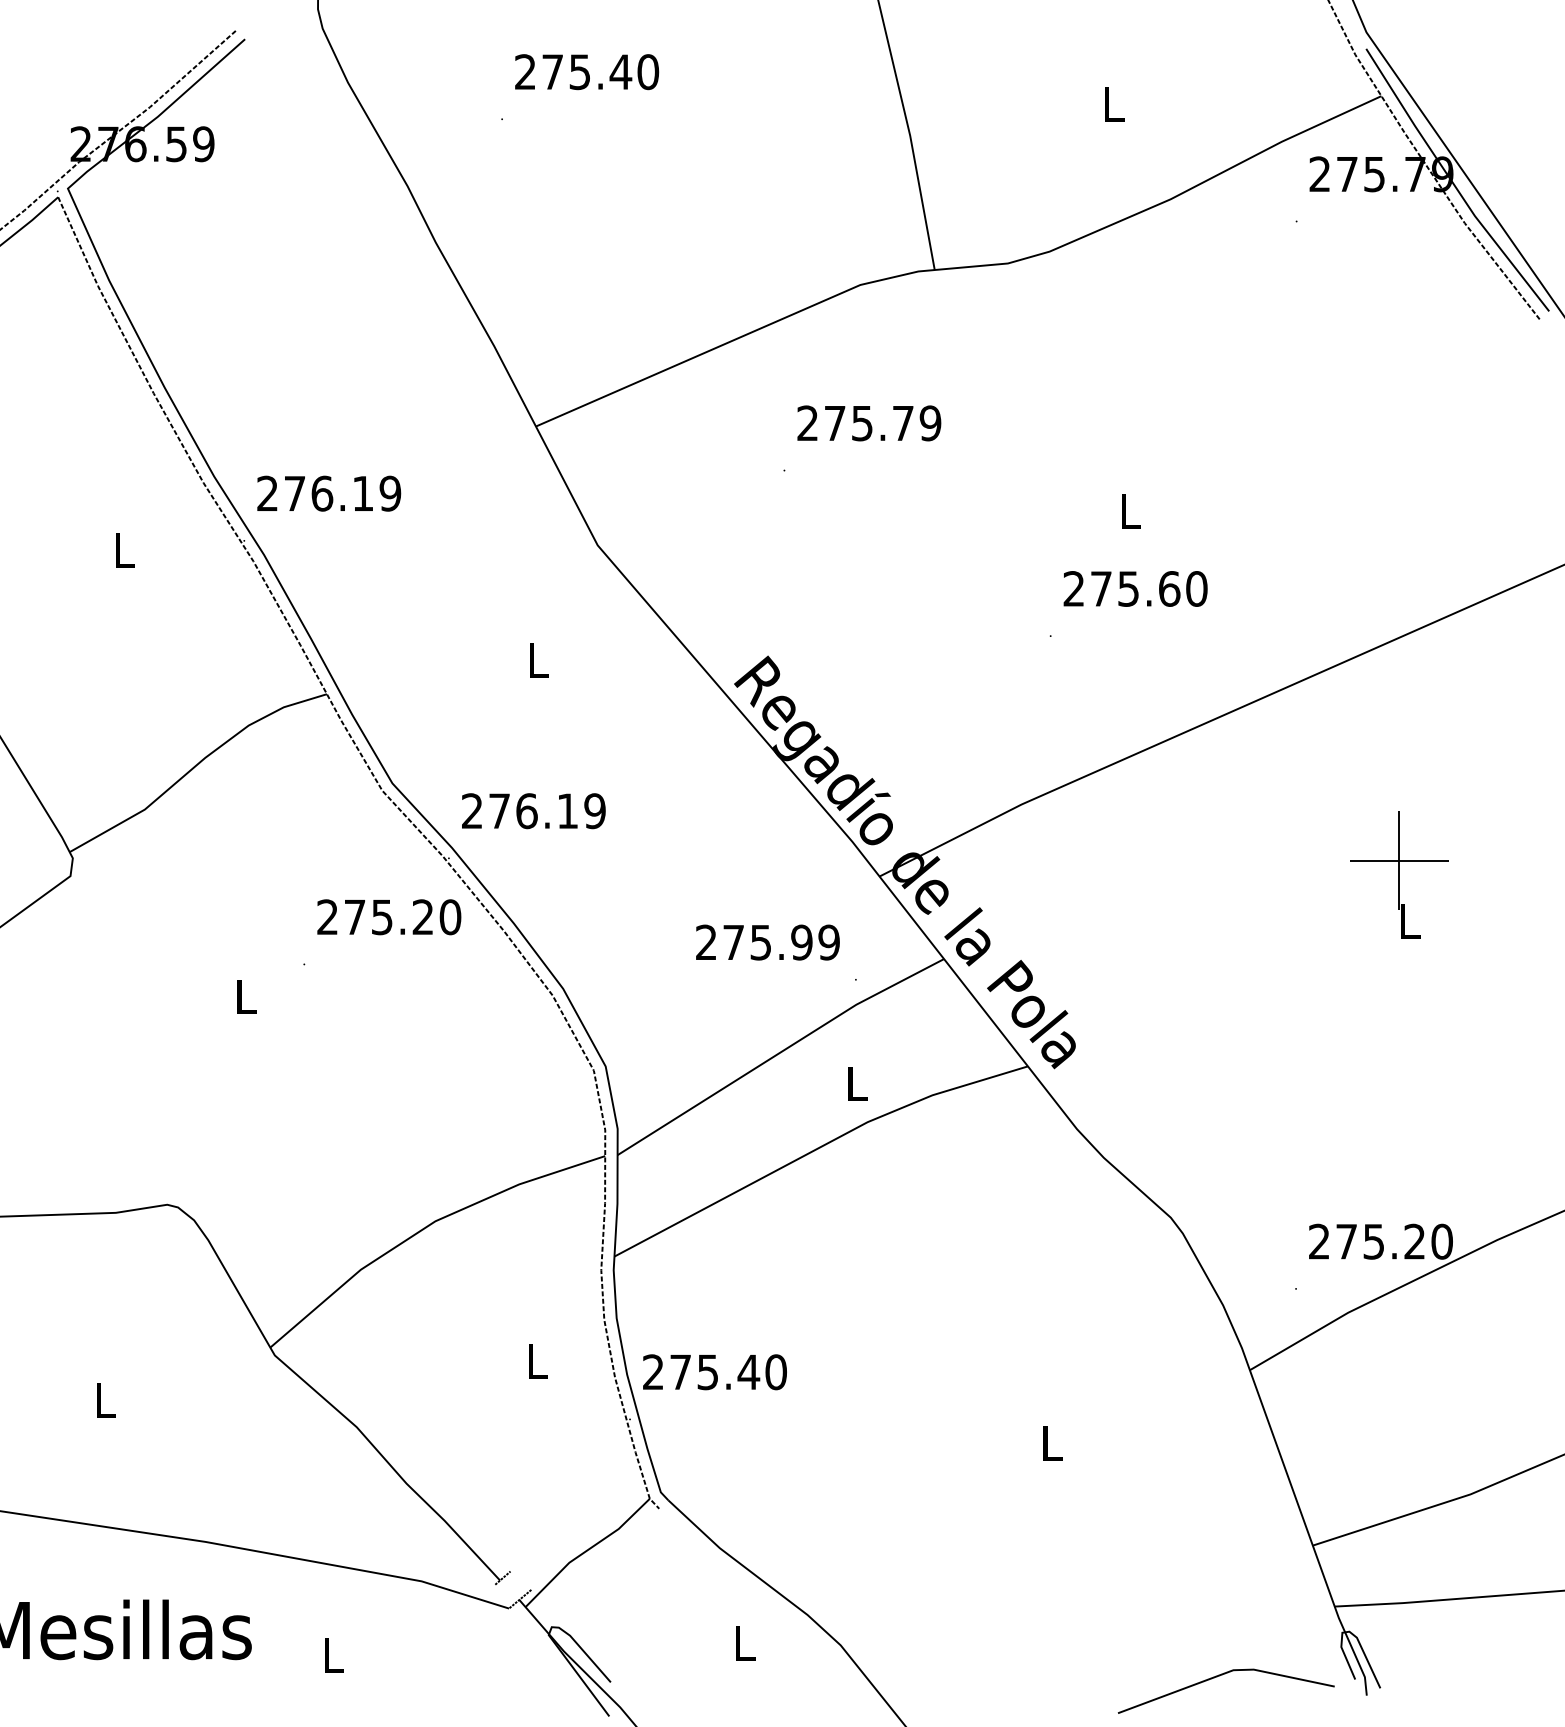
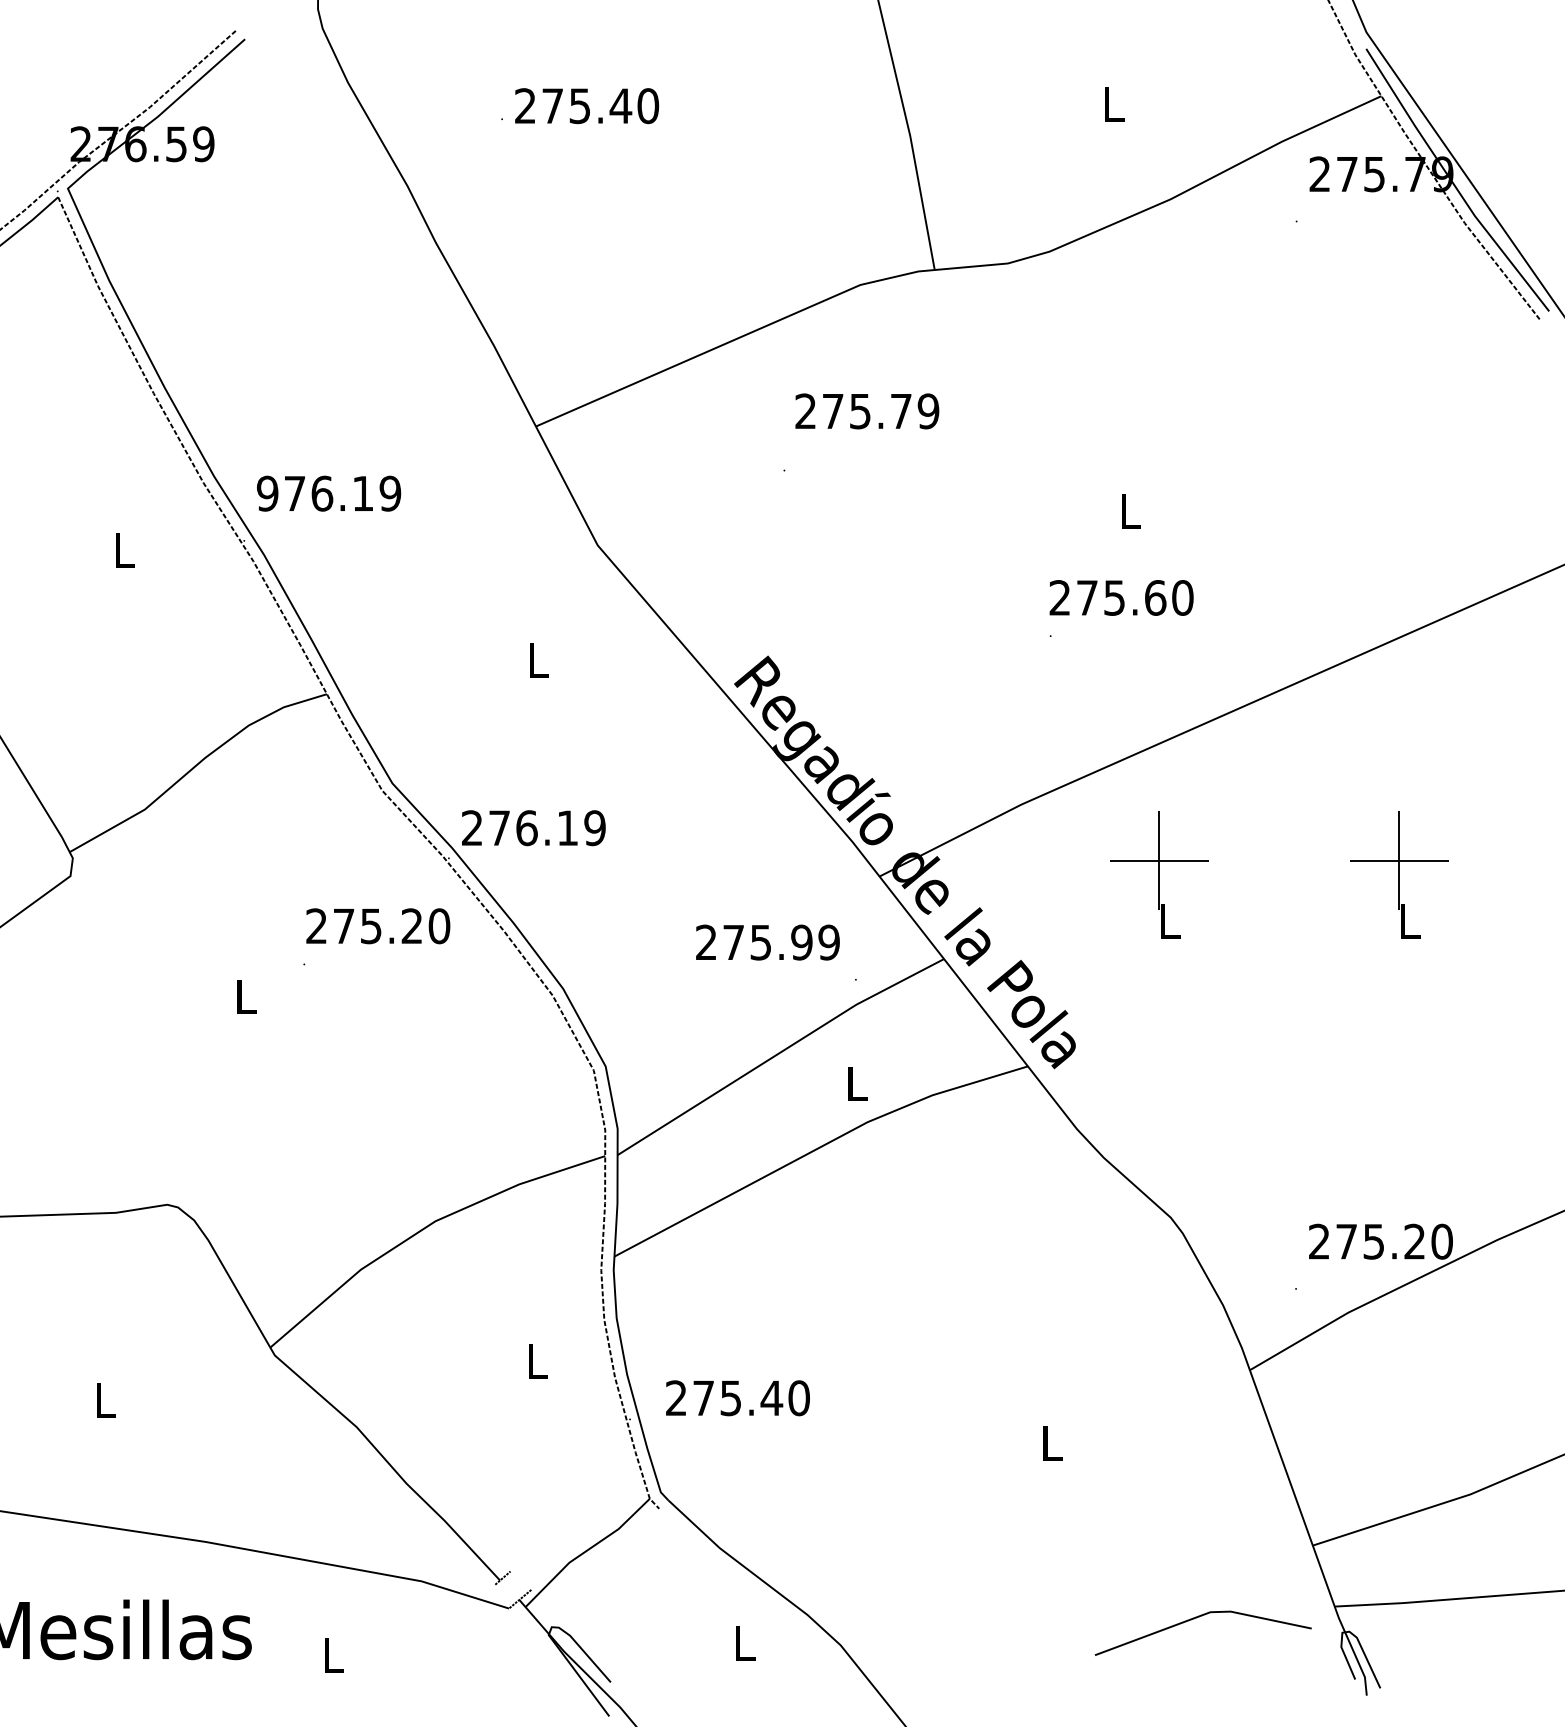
text position: (587, 72) -> (587, 106) (587, 106)
text position: (869, 423) -> (867, 411) (867, 411)
text: 276.19 -> 976.19 (267, 493)
text position: (1135, 588) -> (1121, 597) (1121, 597)
text position: (533, 811) -> (533, 828) (533, 828)
part: none -> present (1159, 874)
text position: (389, 917) -> (378, 926) (378, 926)
text position: (714, 1372) -> (737, 1398) (737, 1398)
line position: (1219, 1676) -> (1196, 1618) (1196, 1618)
